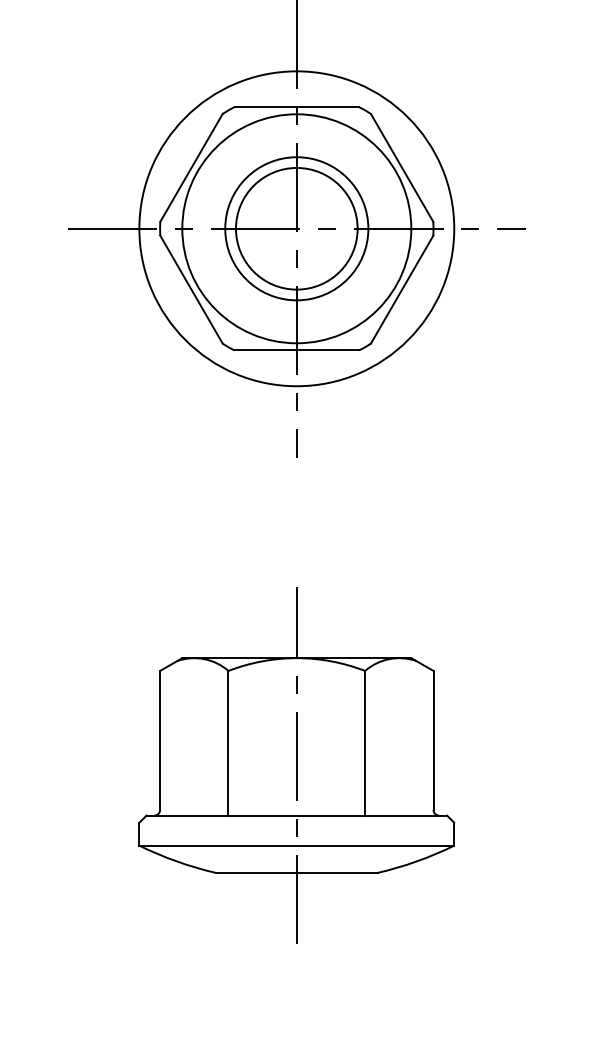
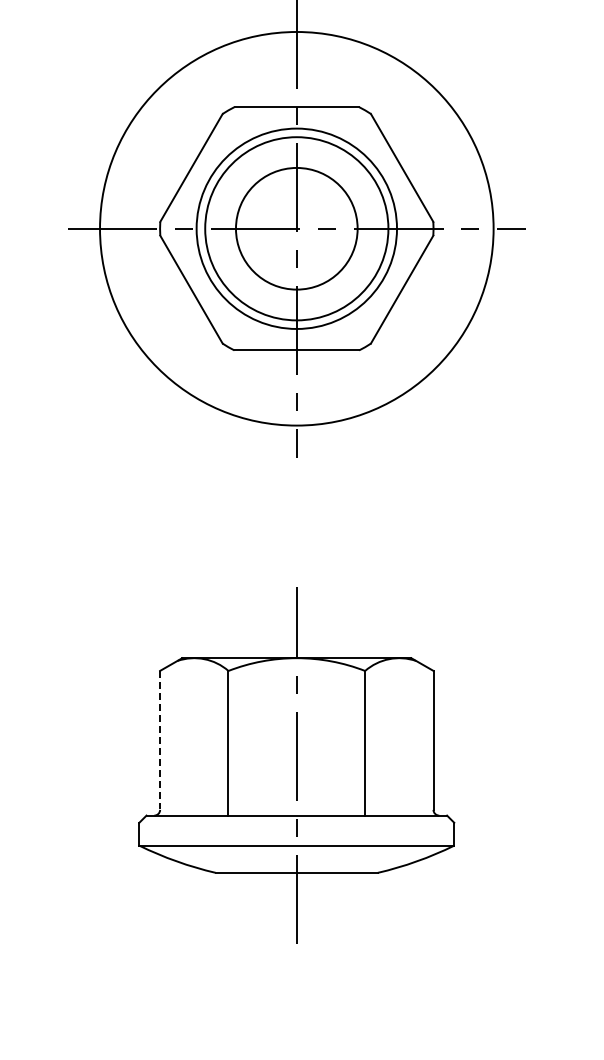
circle diameter: 143 px -> 200 px (296, 228)
circle diameter: 229 px -> 183 px (296, 228)
circle diameter: 315 px -> 394 px (296, 228)
line: solid -> dashed (160, 740)
